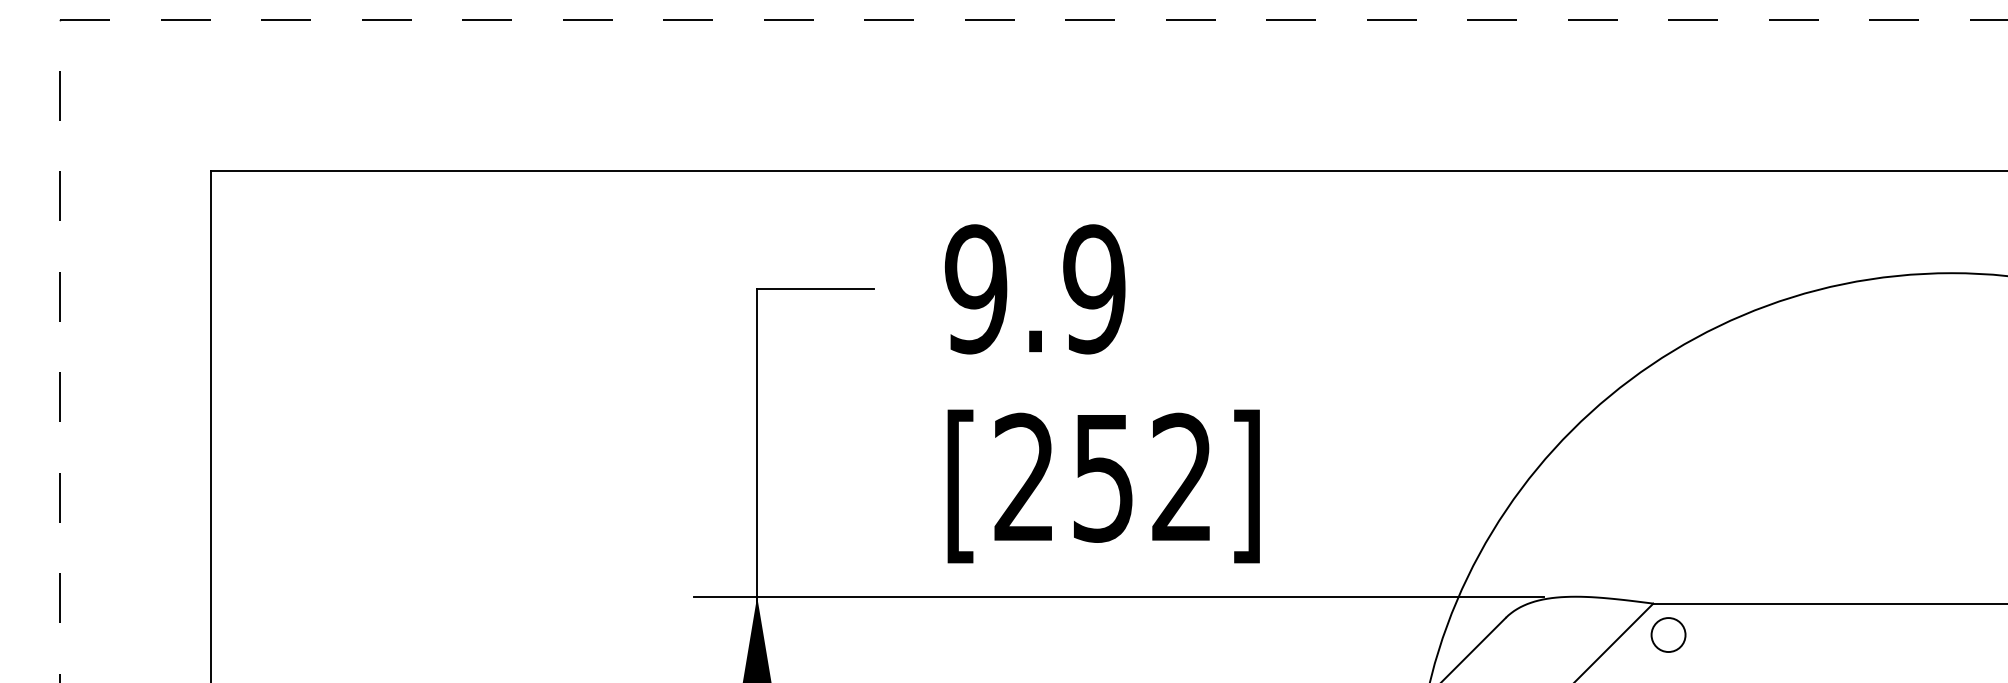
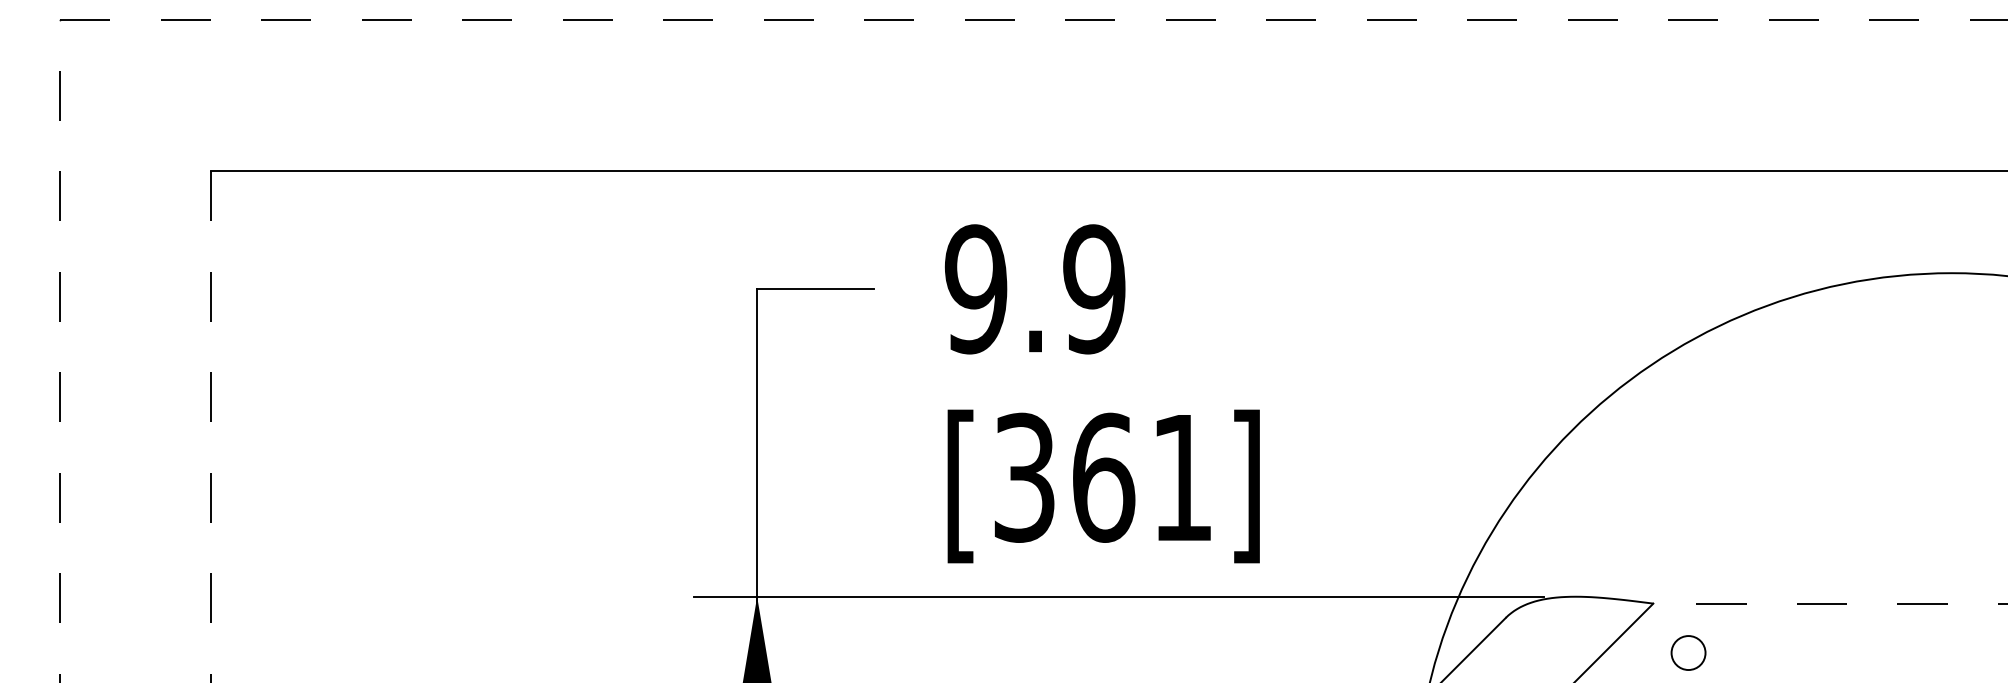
line: solid -> dashed (210, 427)
text: [252] -> [361] (1102, 477)
line: solid -> dashed (1830, 603)
circle position: (1668, 634) -> (1688, 652) (1688, 652)
